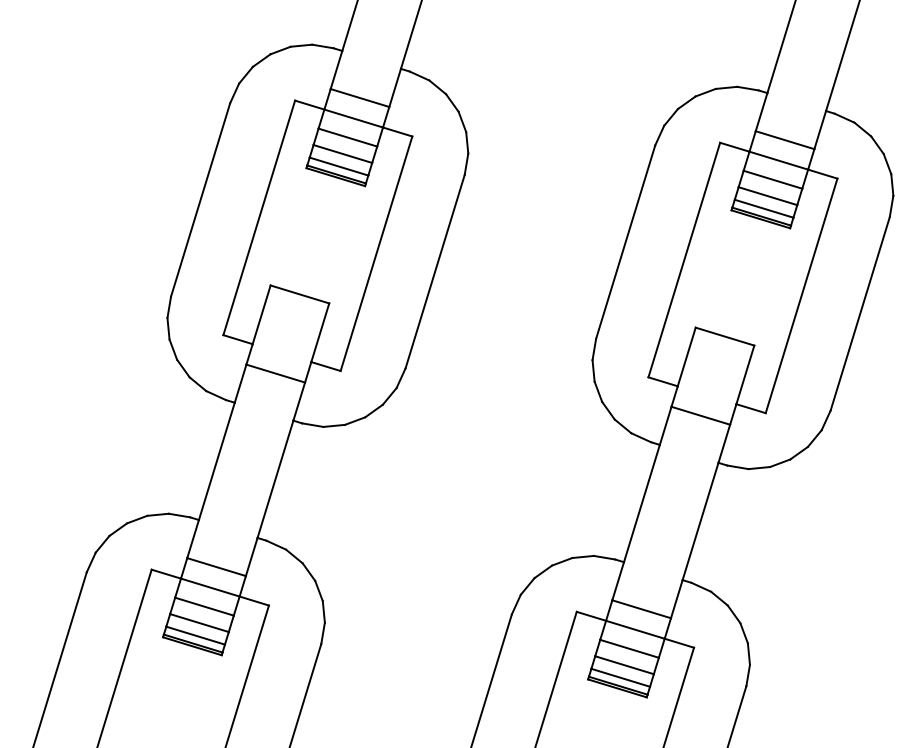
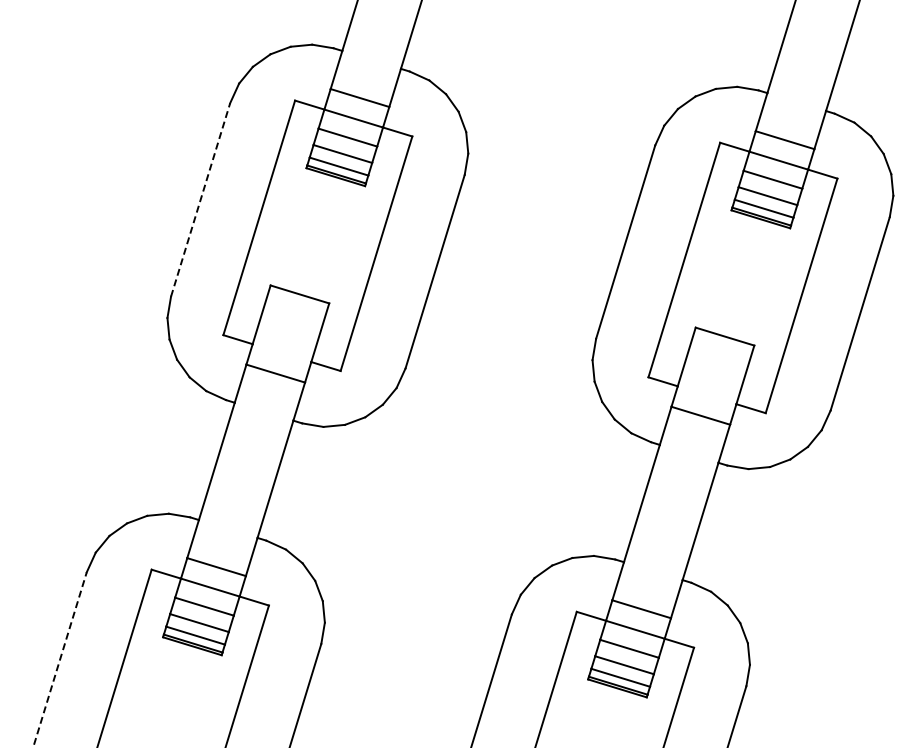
line: solid -> dashed (200, 199)
line: solid -> dashed (59, 659)
